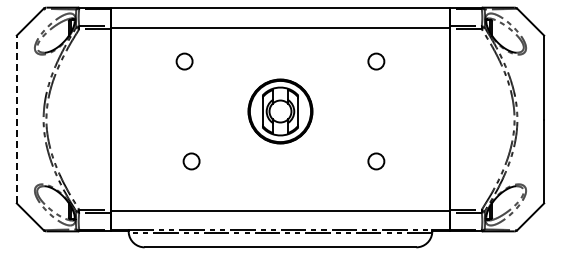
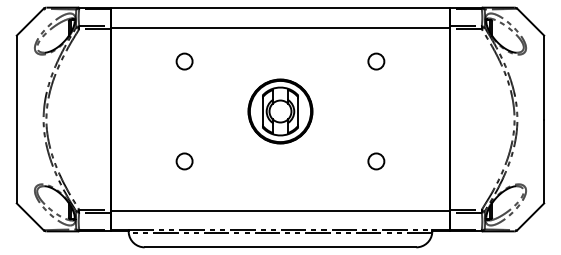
line: dashed -> solid (16, 119)
circle position: (191, 161) -> (184, 161) (184, 161)
